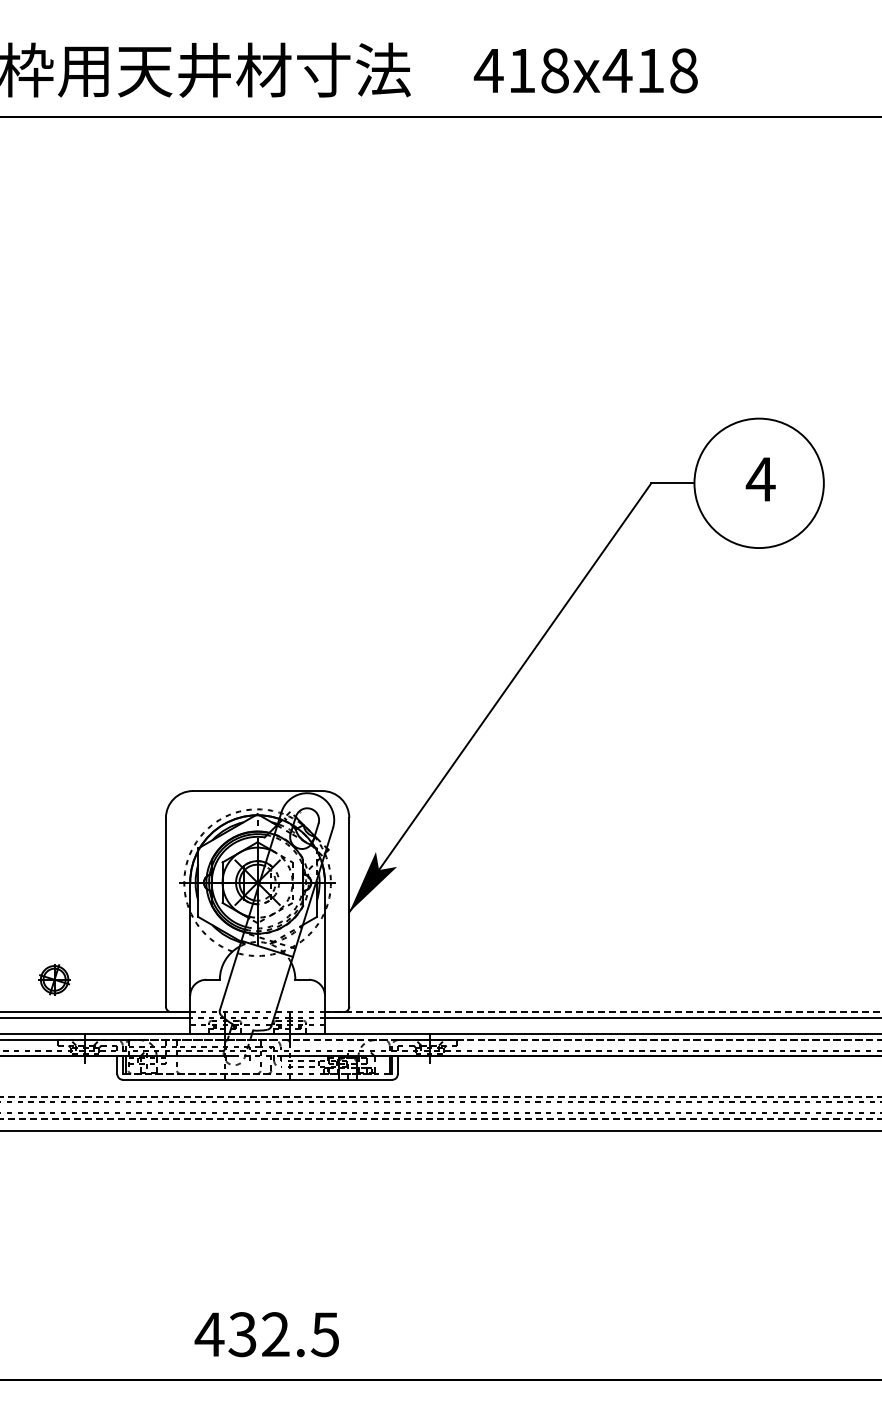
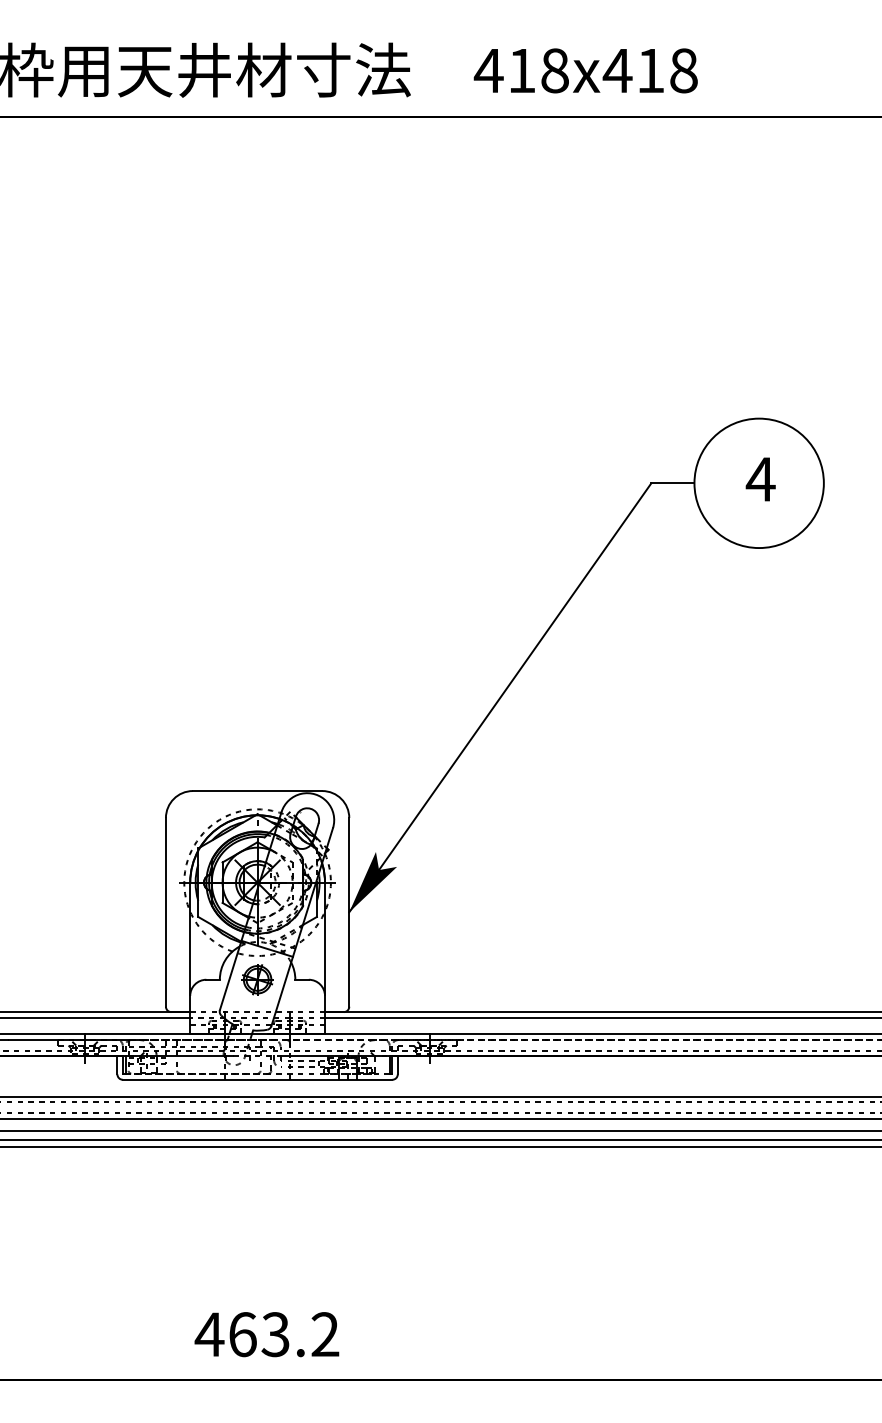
part position: (54, 979) -> (257, 979) (257, 979)
line: dashed -> solid (602, 1012)
line: dashed -> solid (440, 1097)
line: dashed -> solid (440, 1119)
line: none -> present (440, 1140)
line: none -> present (440, 1146)
text: 432.5 -> 463.2 (283, 1334)
